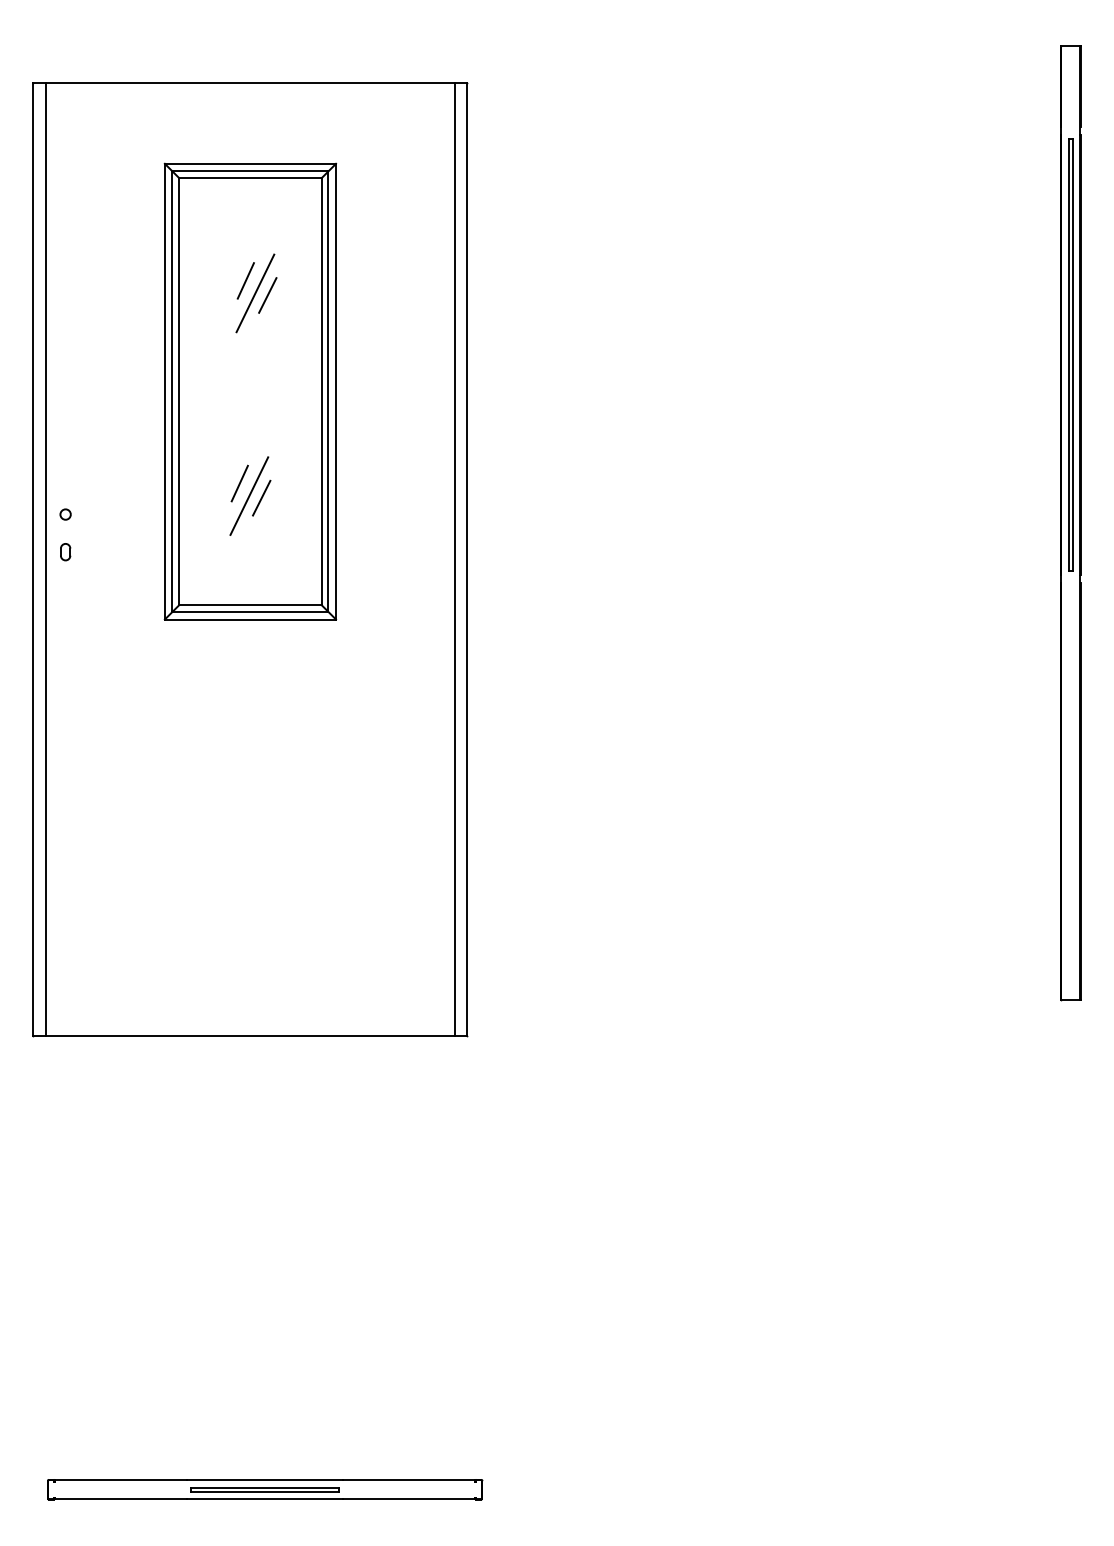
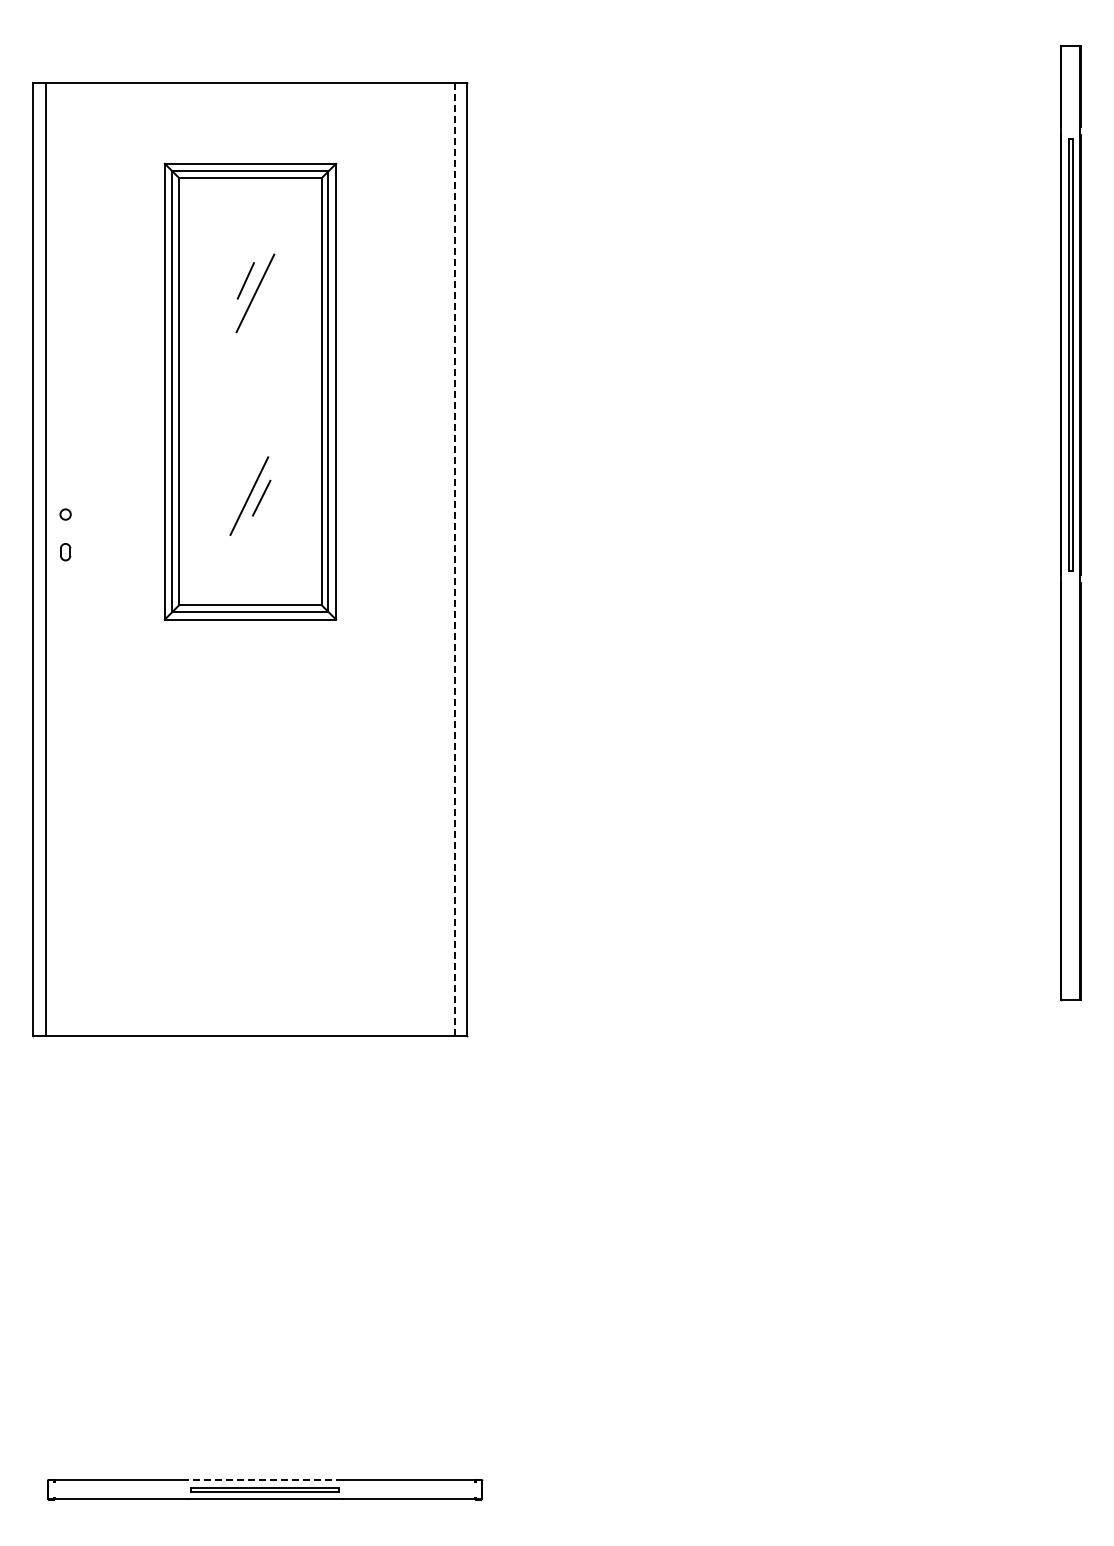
line: present -> none (267, 295)
line: present -> none (239, 483)
line: solid -> dashed (454, 559)
line: solid -> dashed (265, 1480)
